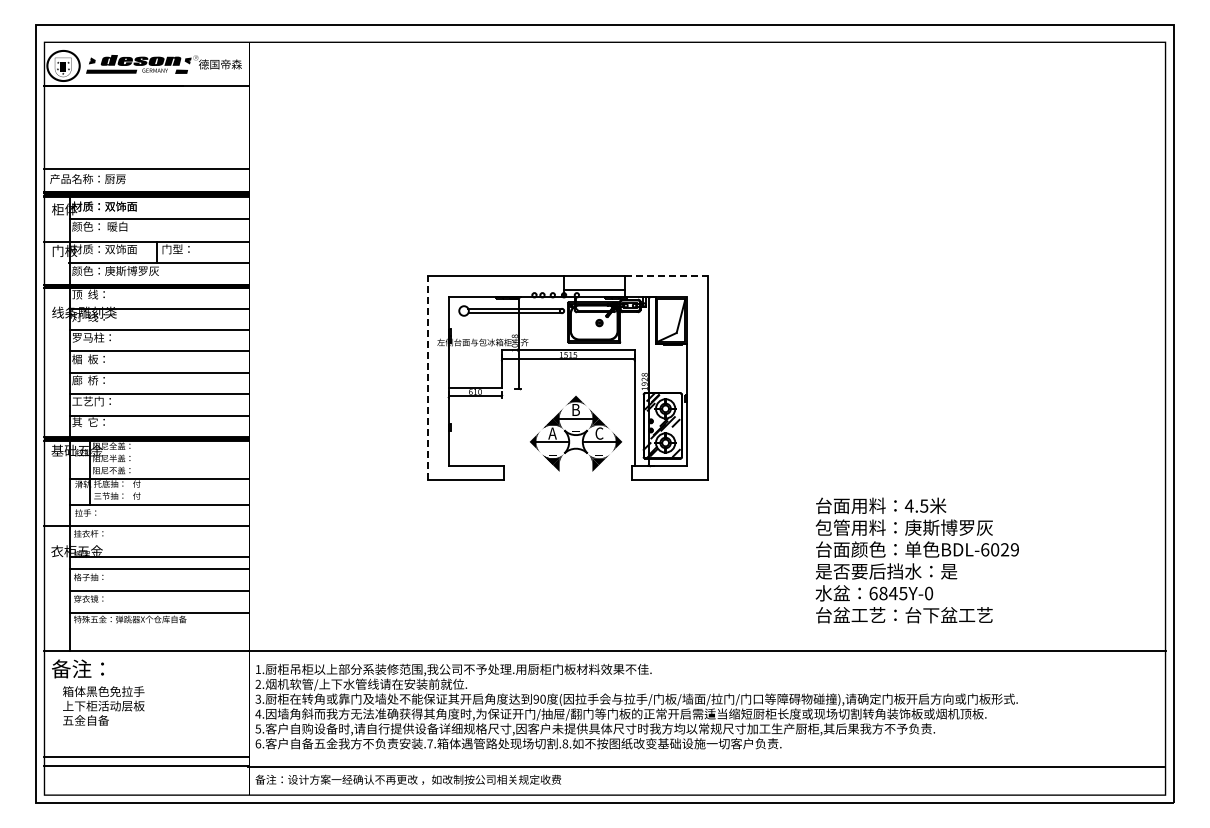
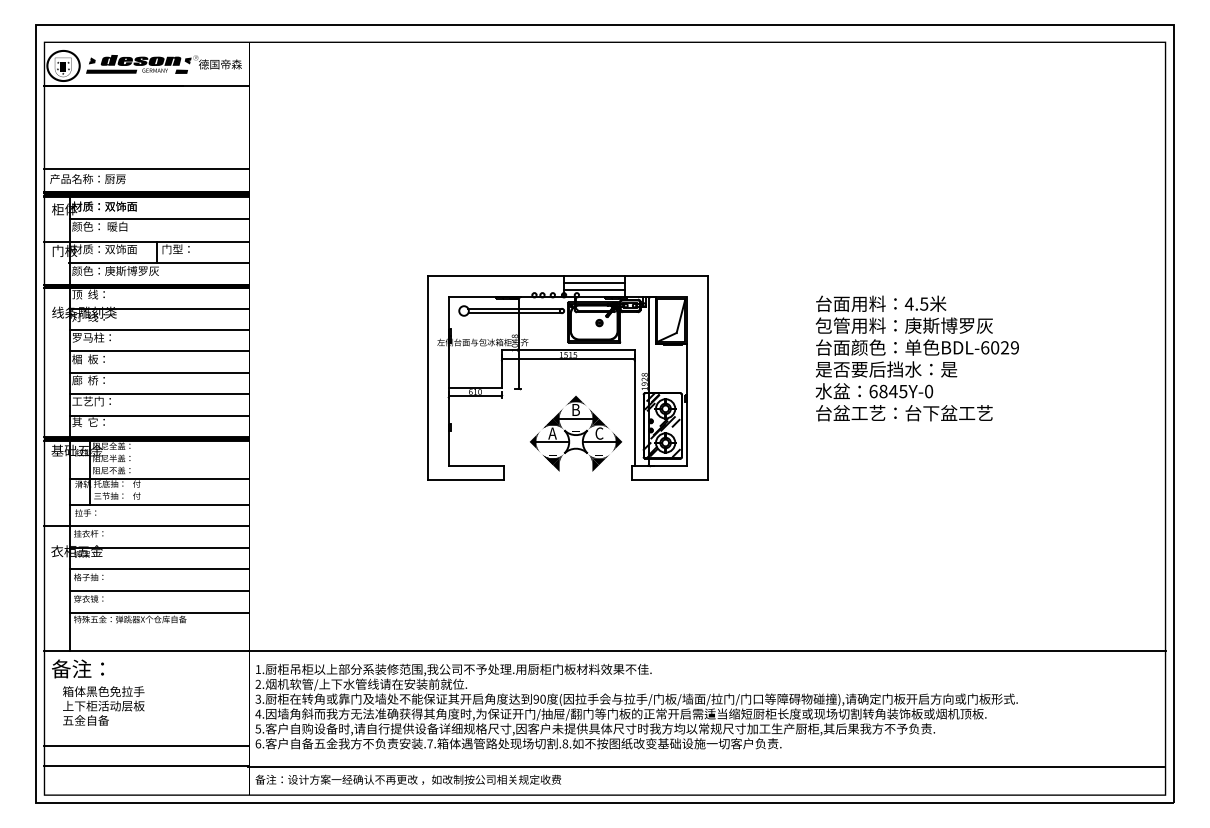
line: dashed -> solid (667, 276)
line: none -> present (594, 283)
line: dashed -> solid (427, 378)
line position: (159, 556) -> (159, 547) (159, 547)
text position: (916, 560) -> (916, 358) (916, 358)
line position: (146, 757) -> (146, 746) (146, 746)
